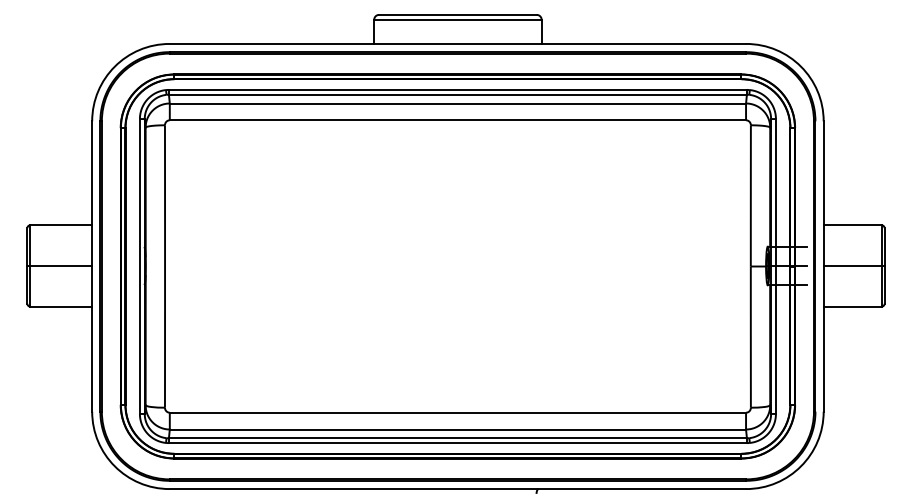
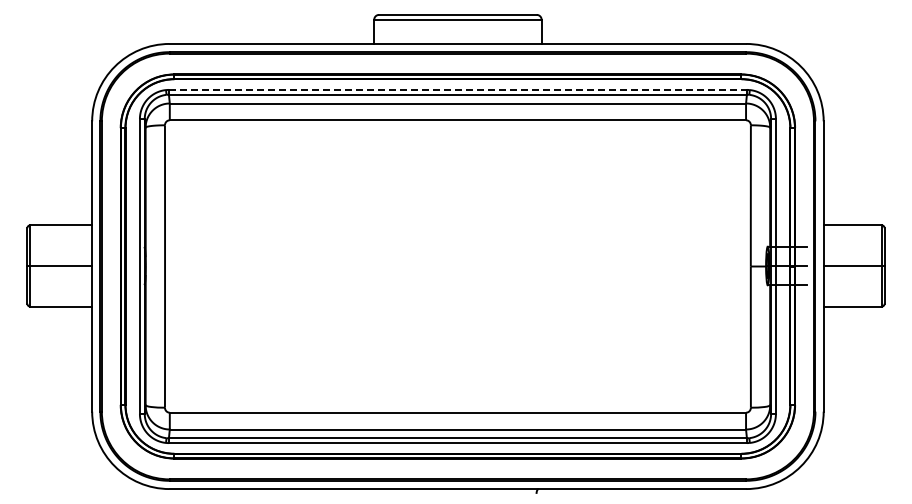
line: solid -> dashed (457, 89)
